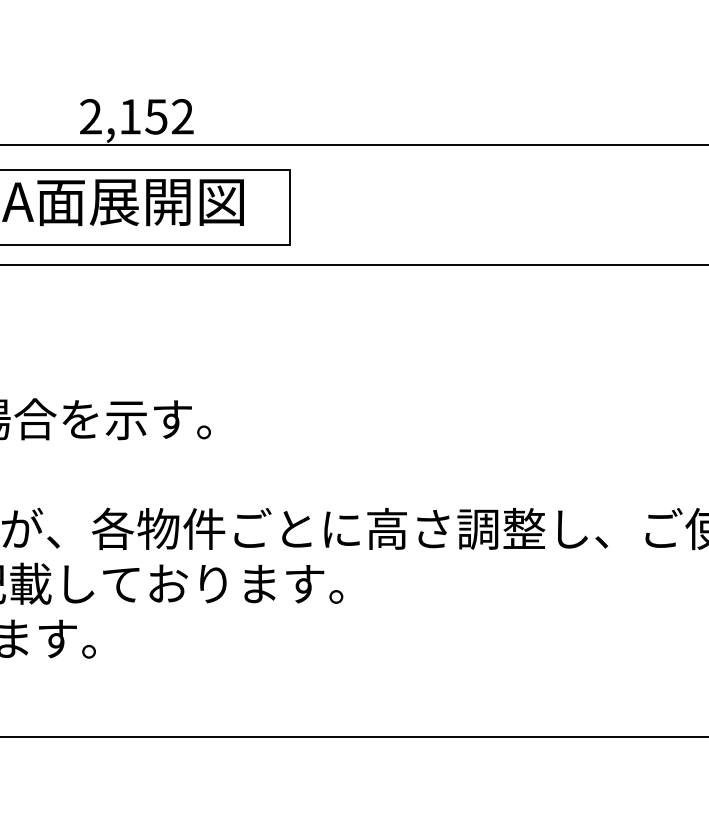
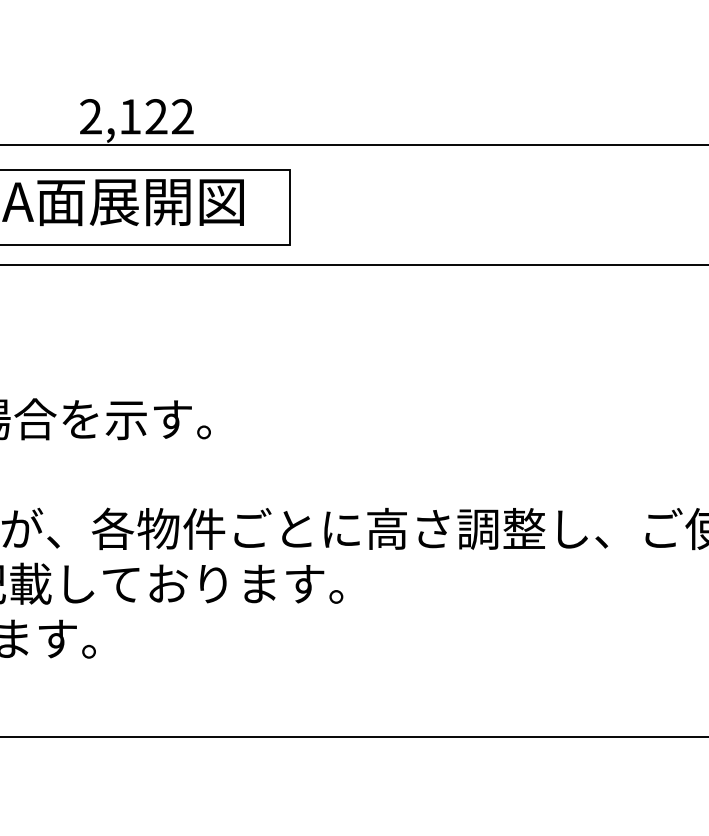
text: 2,152 -> 2,122 (156, 116)
